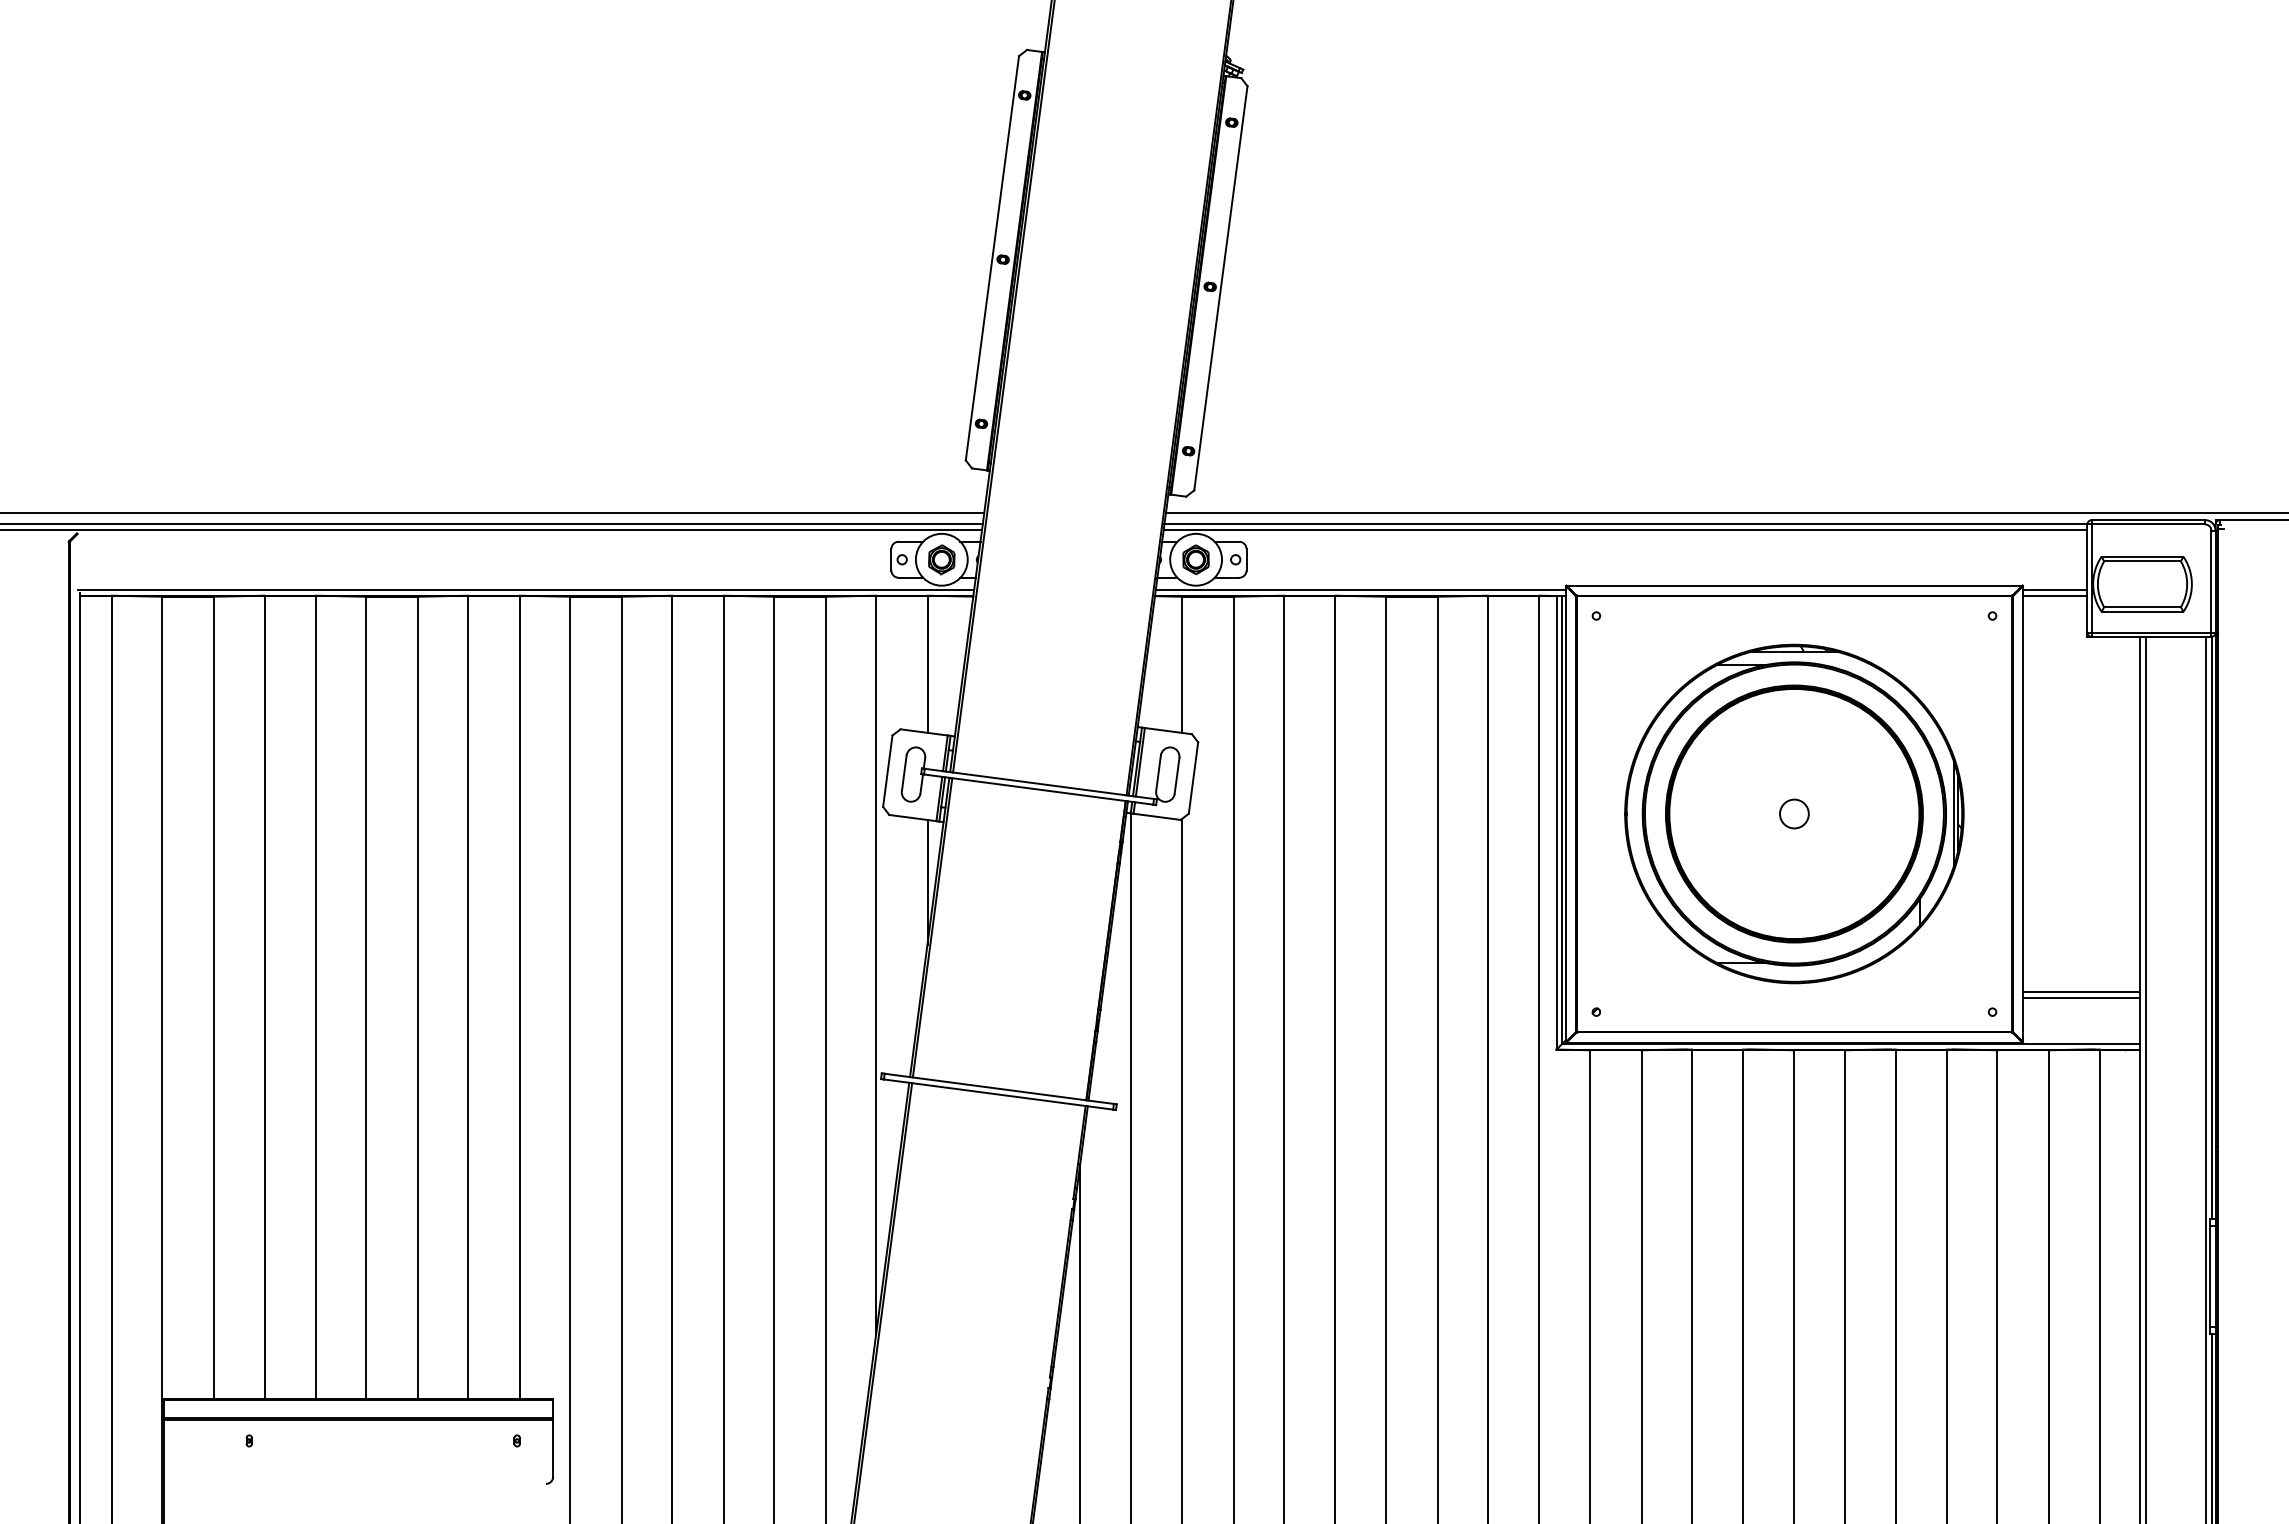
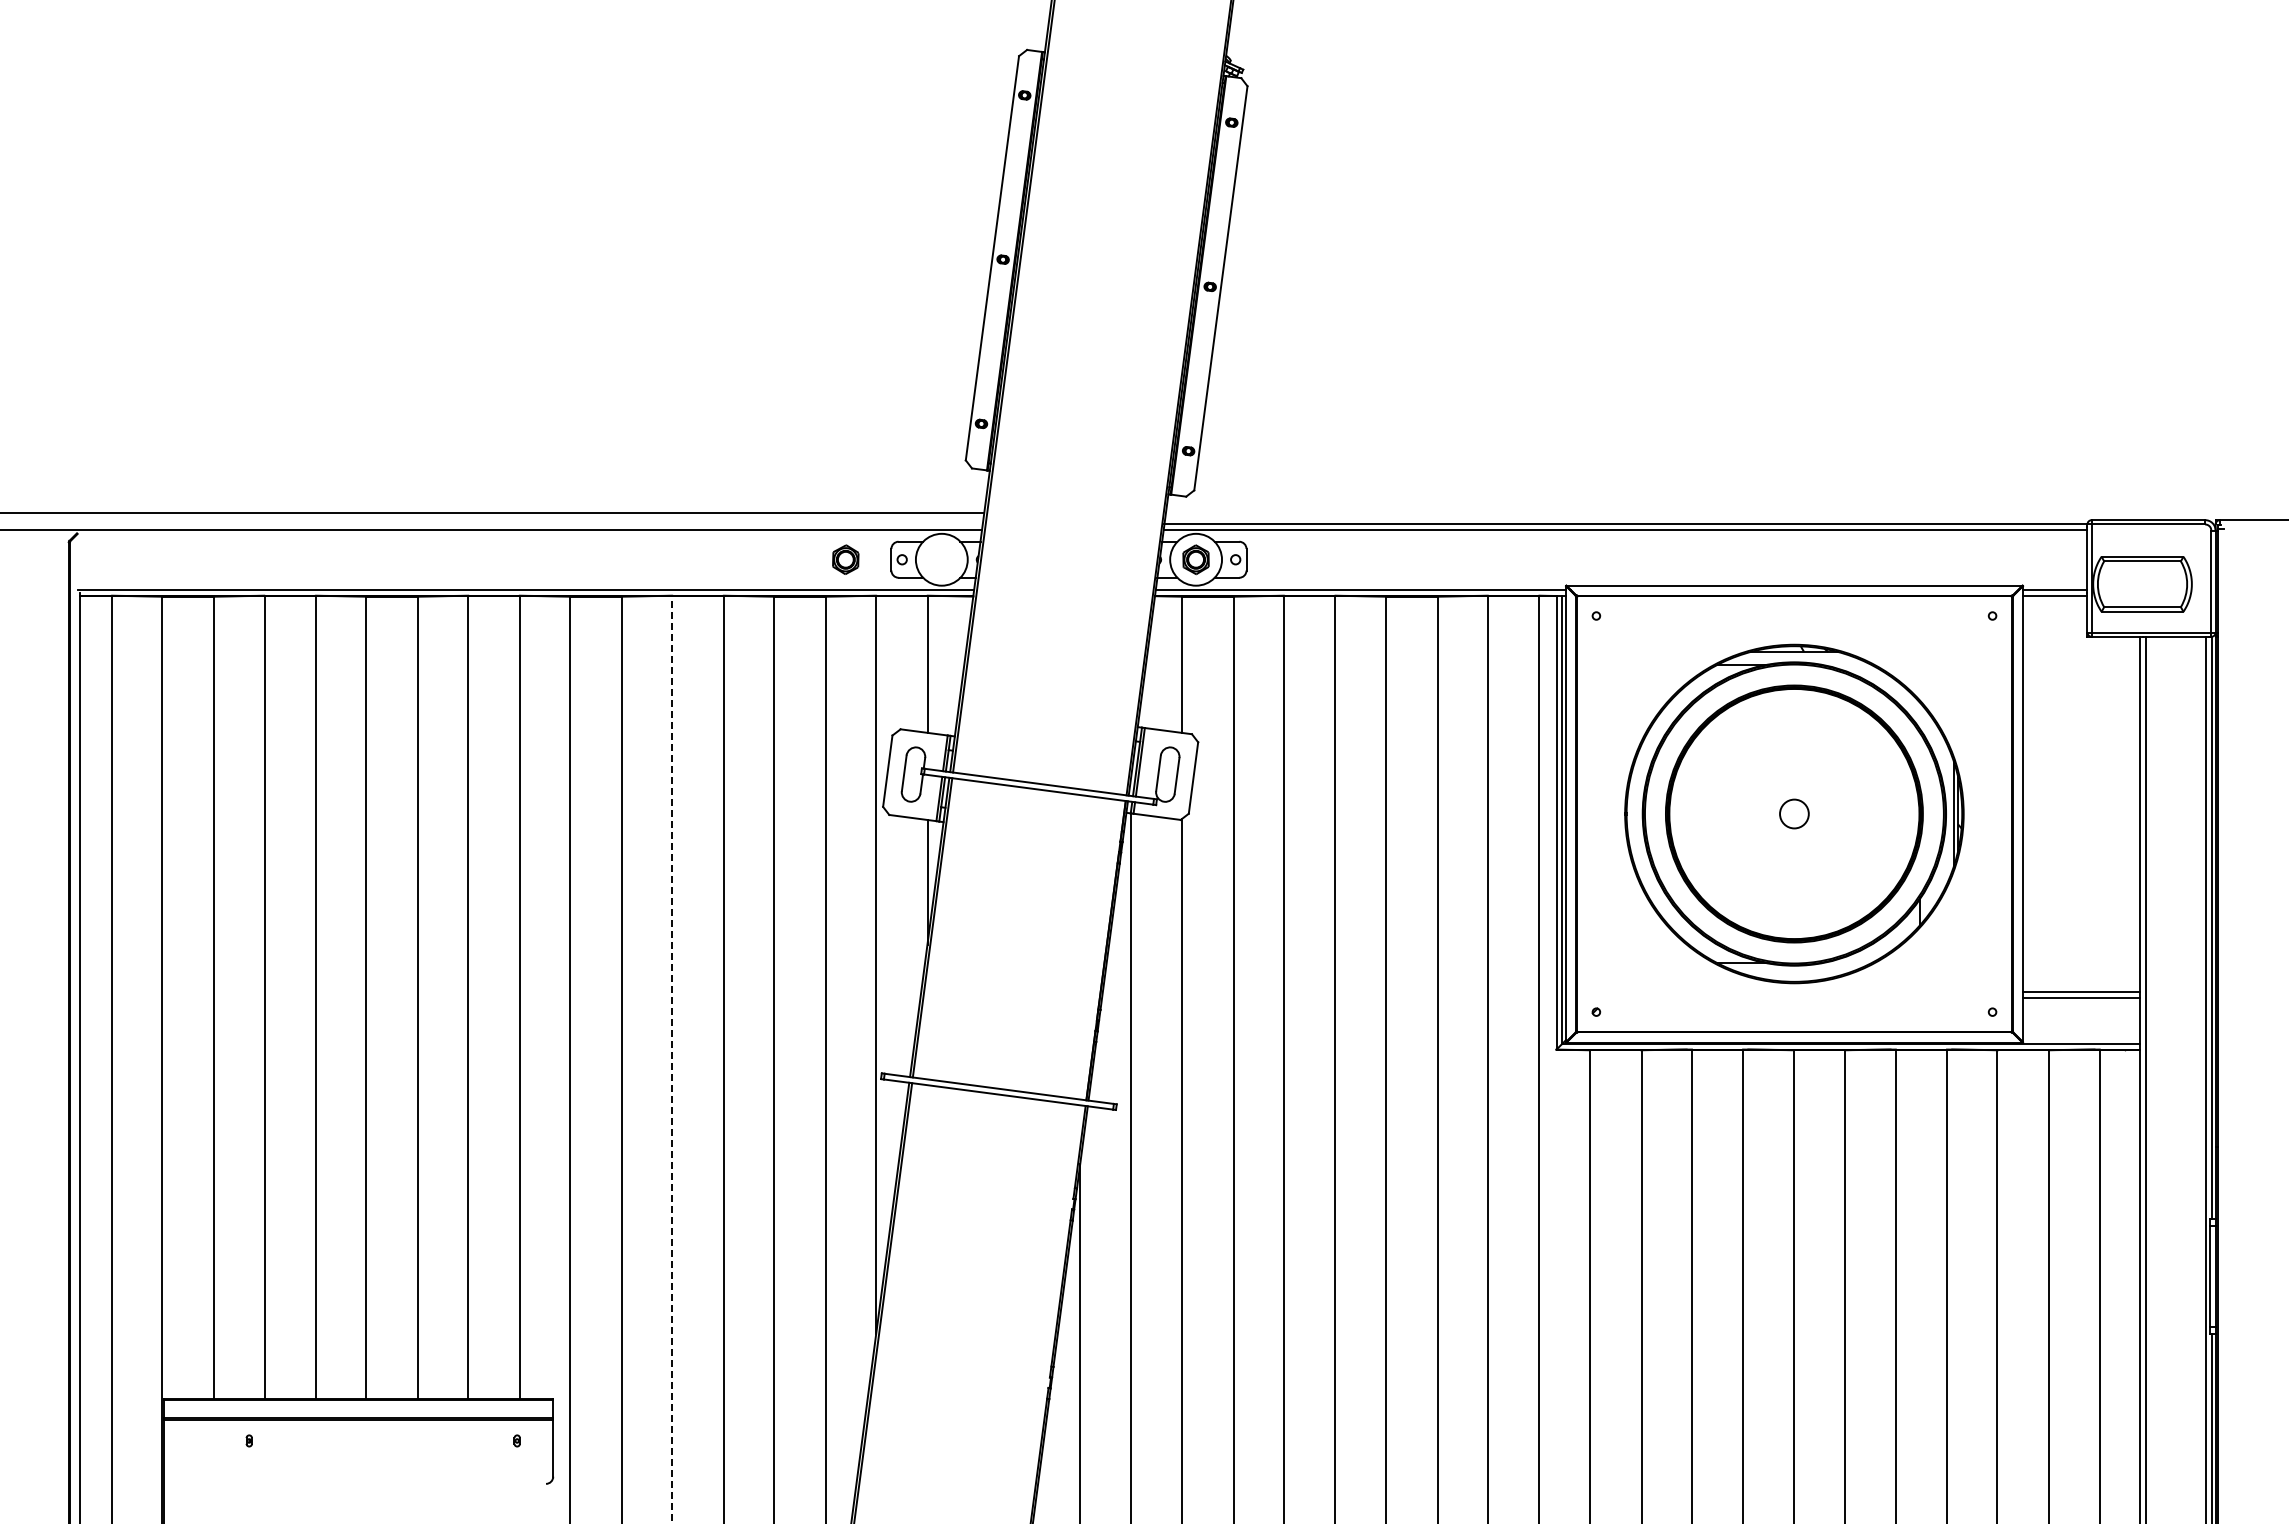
line: present -> none (1725, 512)
line: present -> none (492, 523)
part position: (941, 559) -> (845, 559) (845, 559)
line: solid -> dashed (672, 1059)
